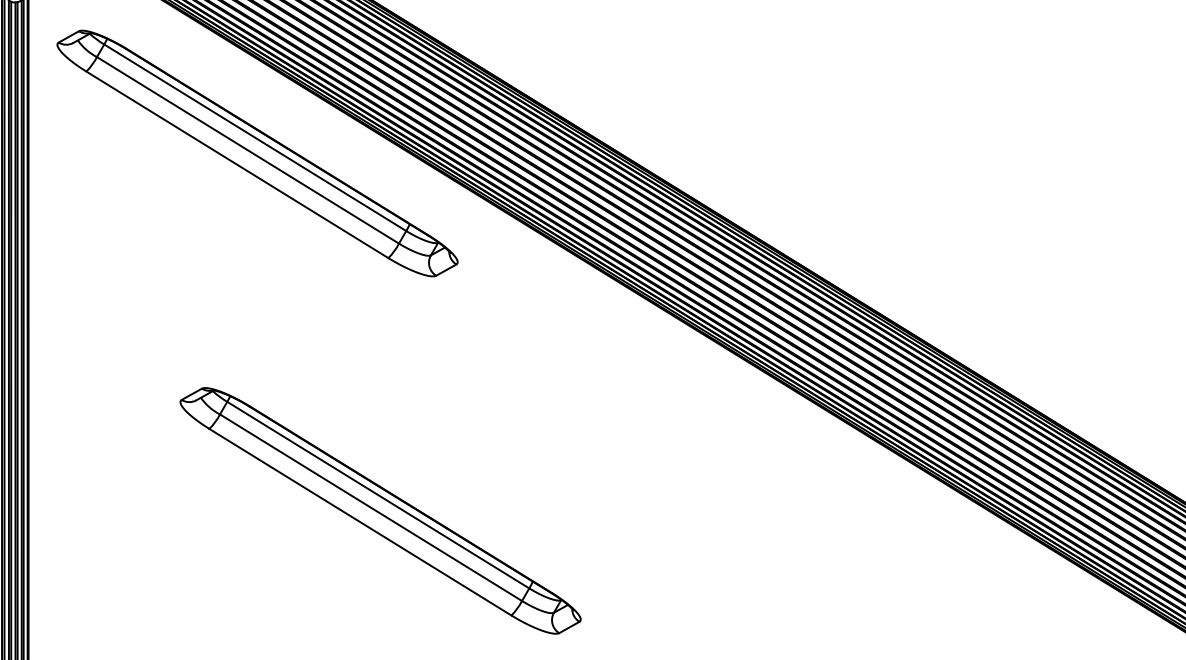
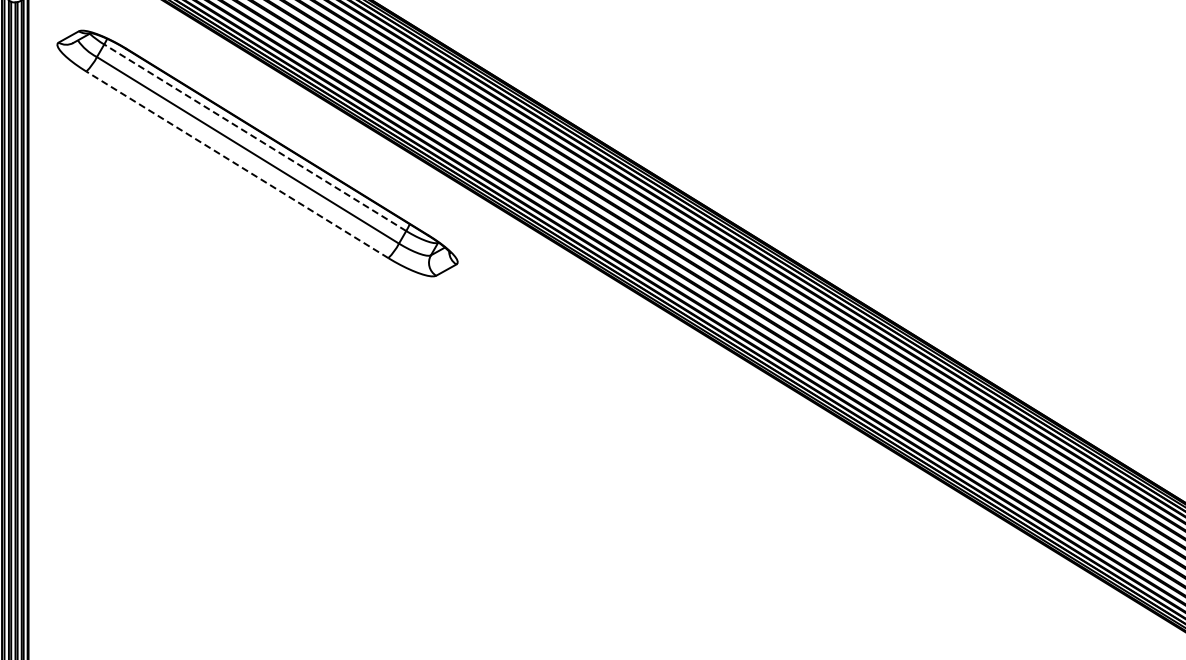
line: solid -> dashed (254, 137)
line: solid -> dashed (236, 164)
part: present -> none (380, 510)
